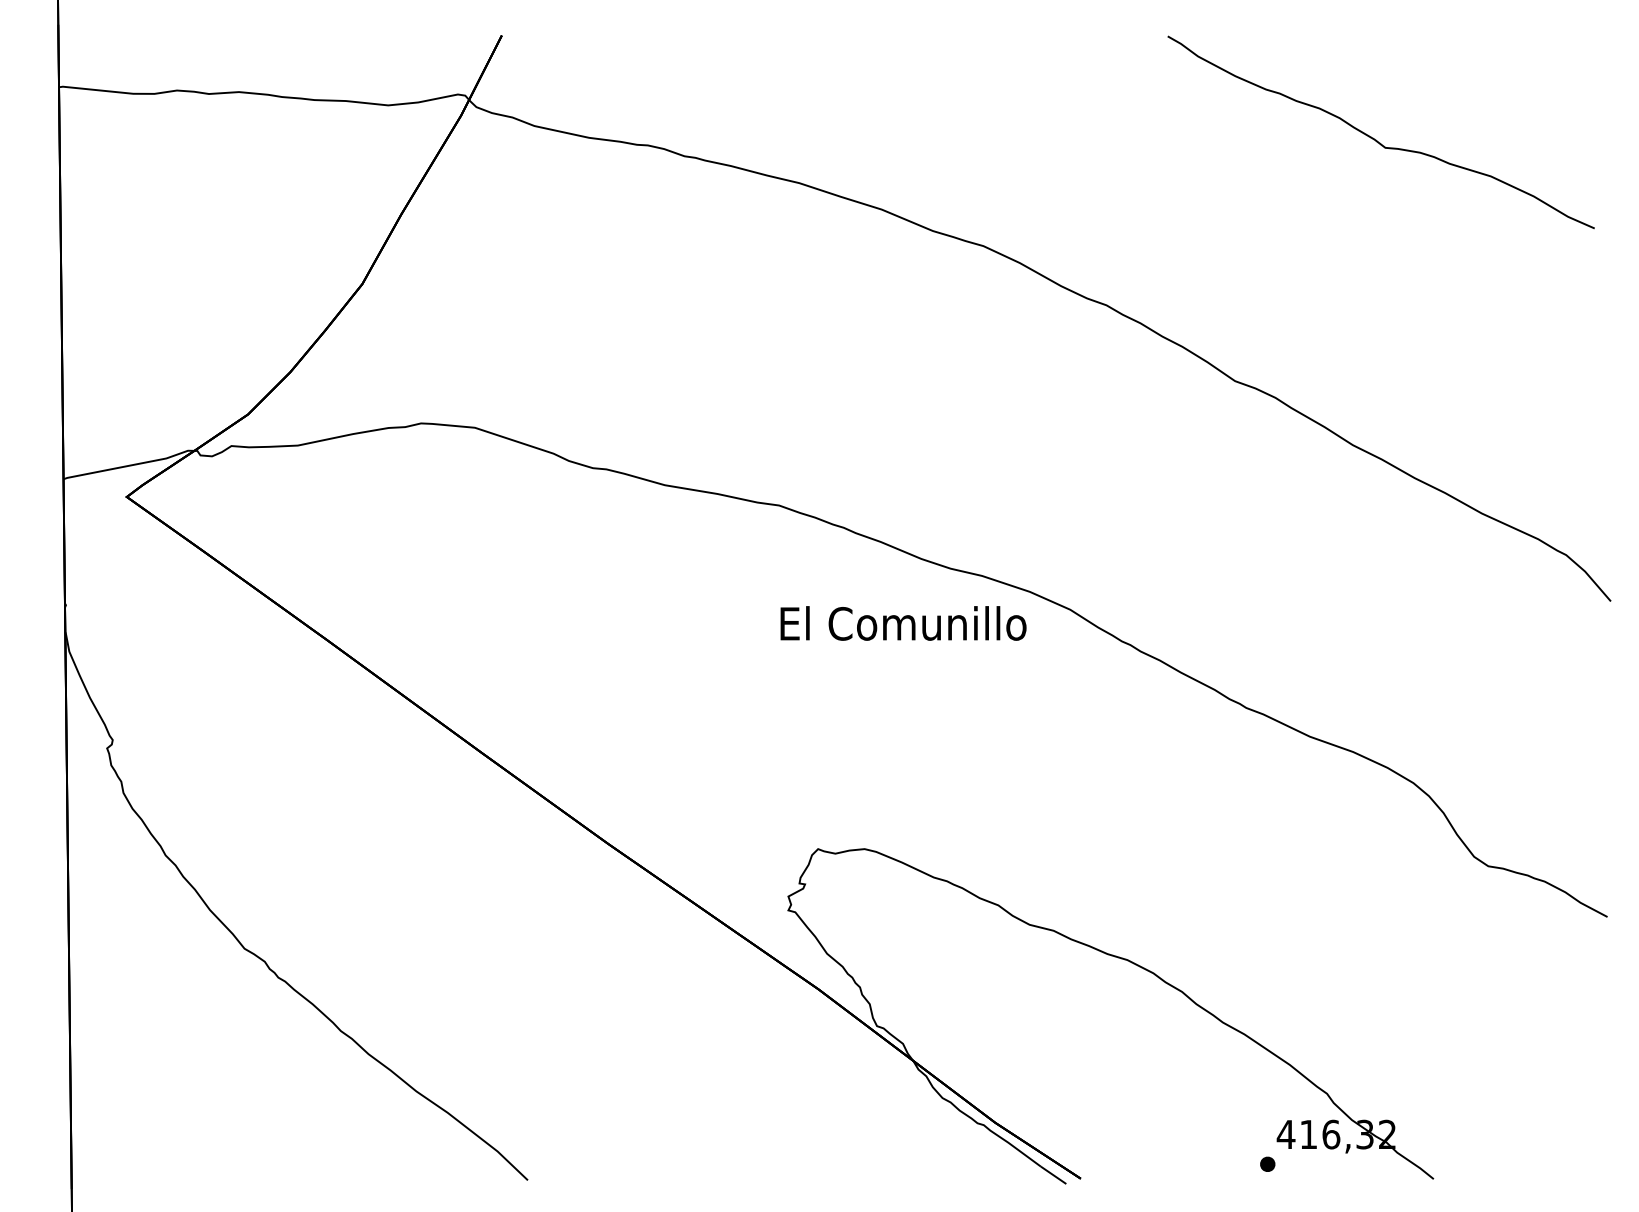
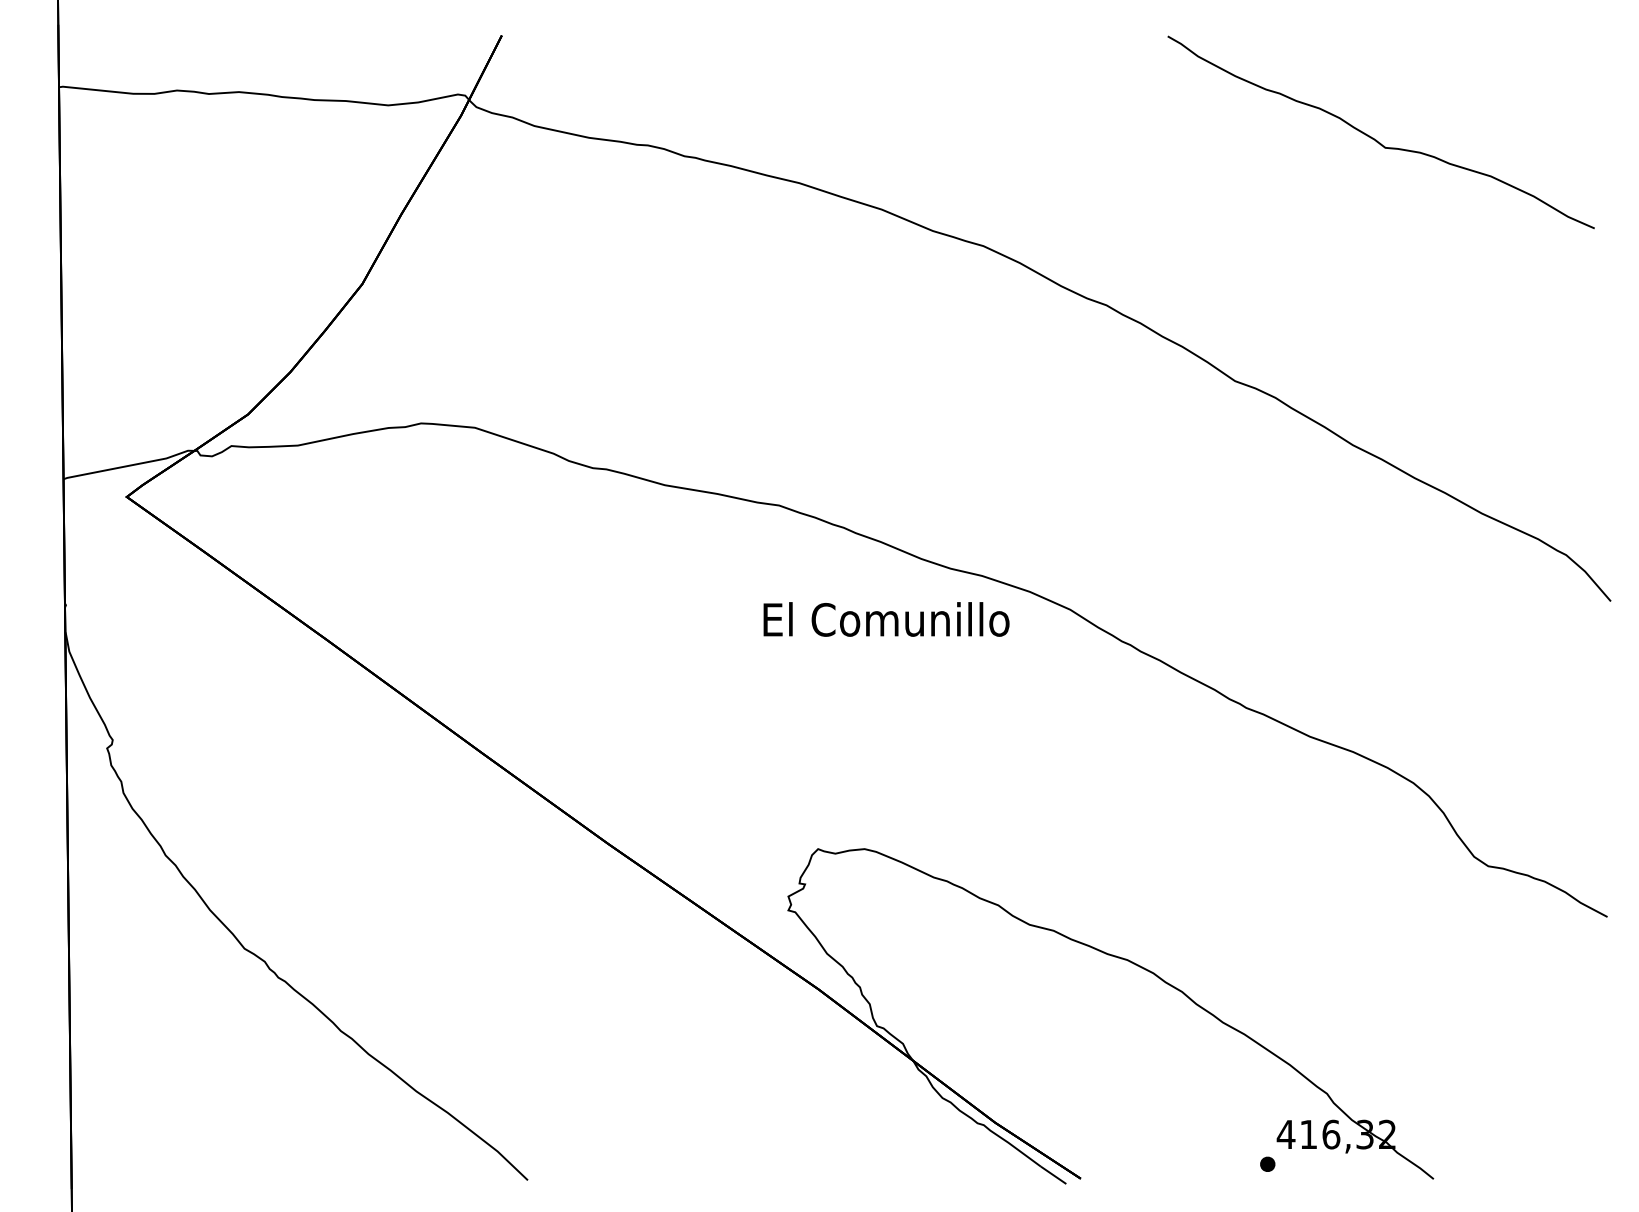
text position: (903, 623) -> (886, 619) (886, 619)
